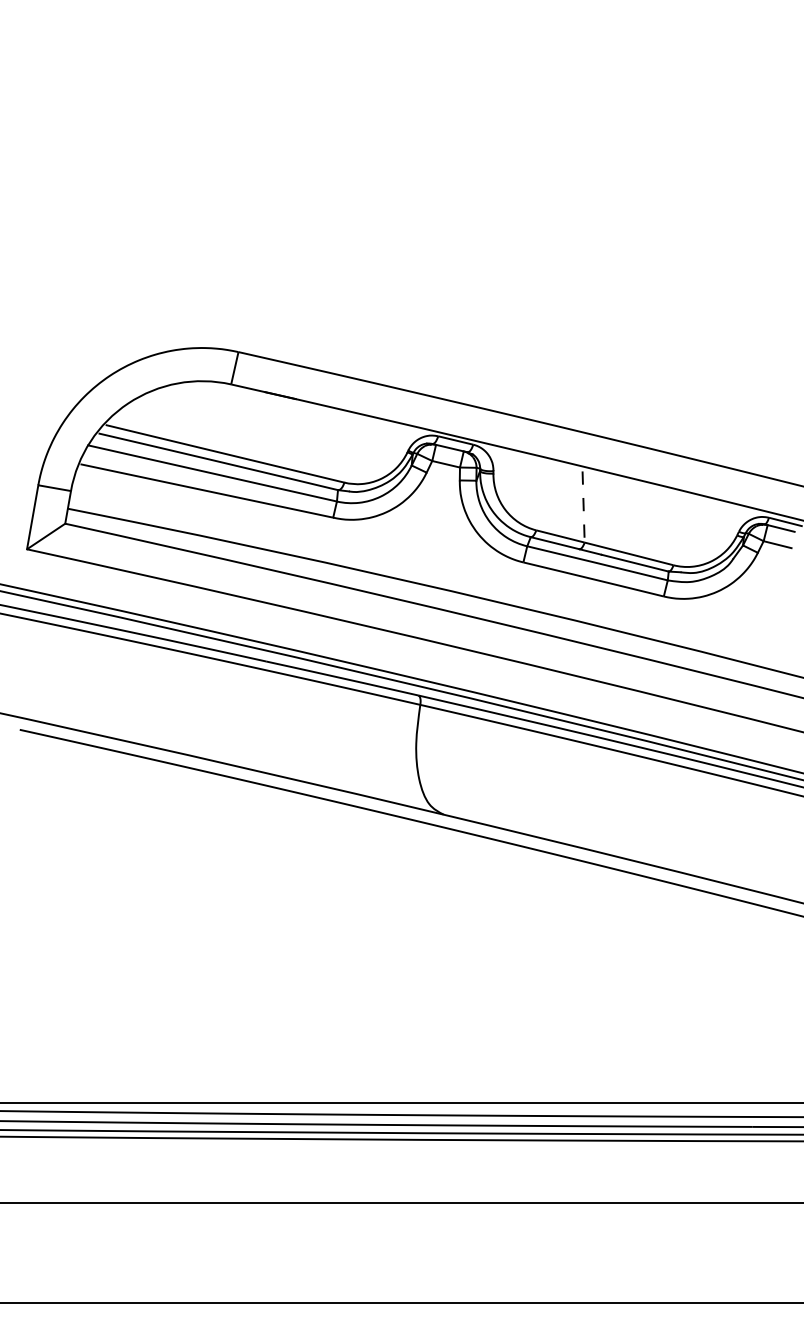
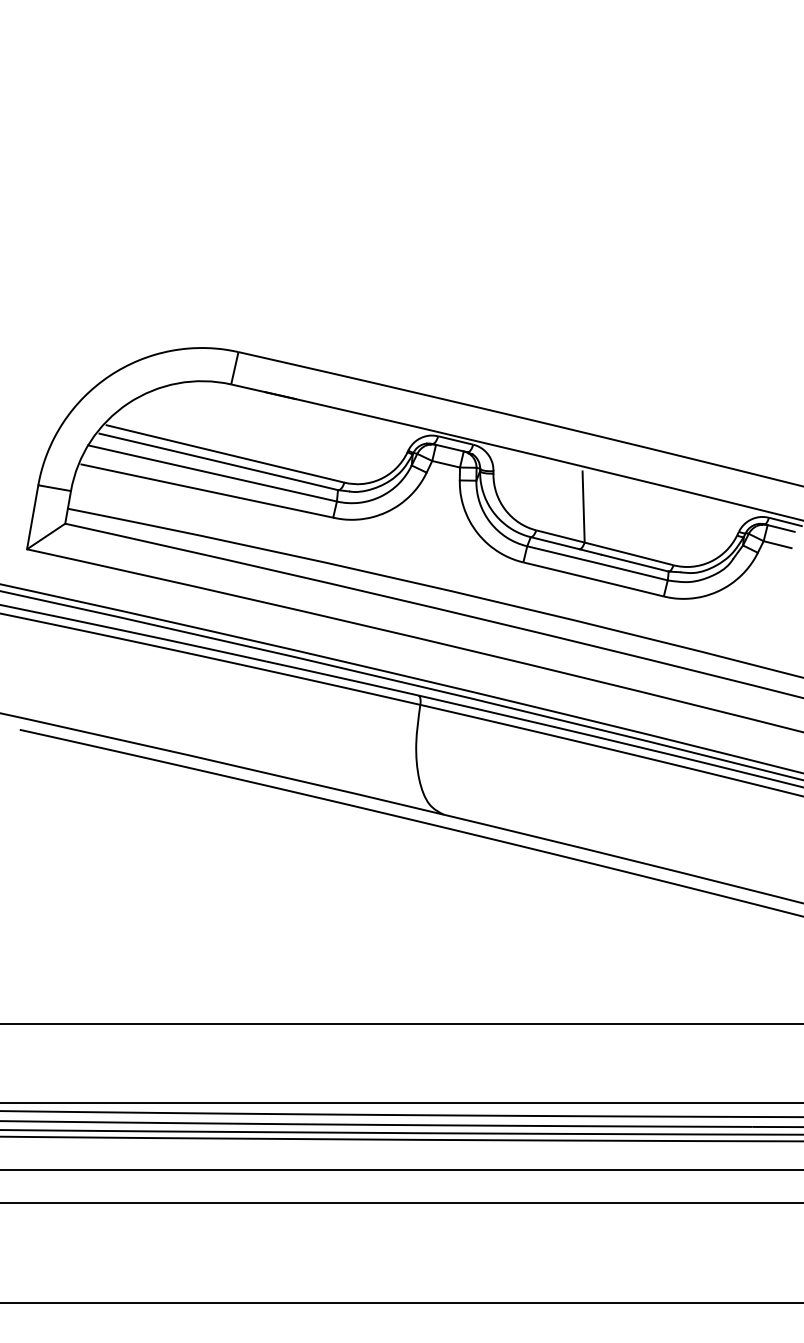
line: dashed -> solid (583, 507)
line: none -> present (401, 1023)
line: none -> present (401, 1170)
